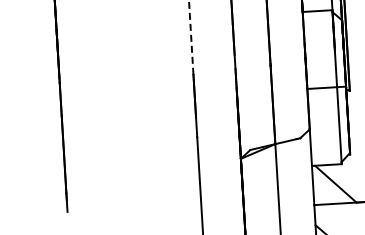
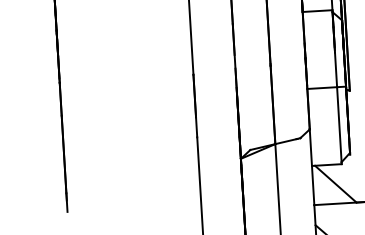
line: dashed -> solid (191, 36)
